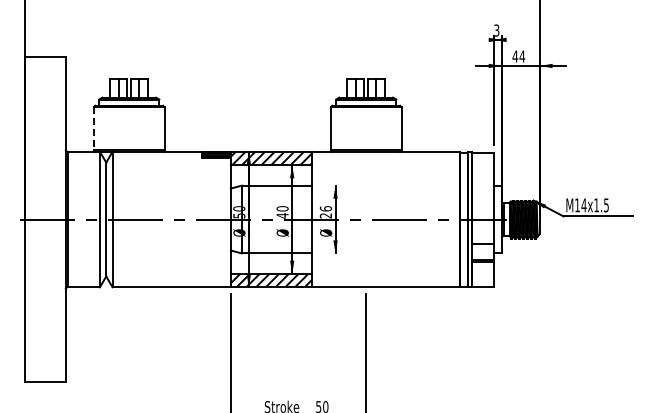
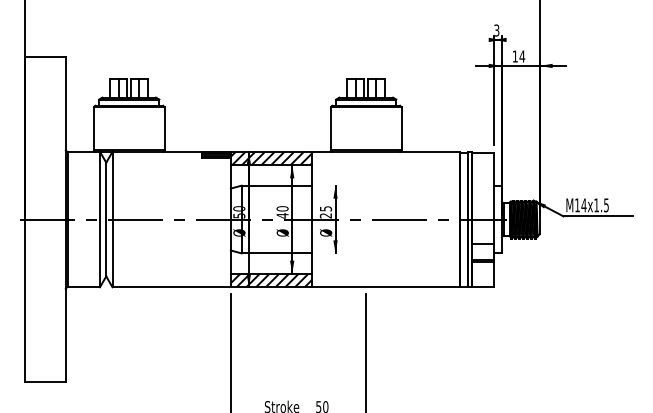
text: 44 -> 14 (515, 56)
line: dashed -> solid (94, 128)
text: 26 -> 25 (325, 208)
